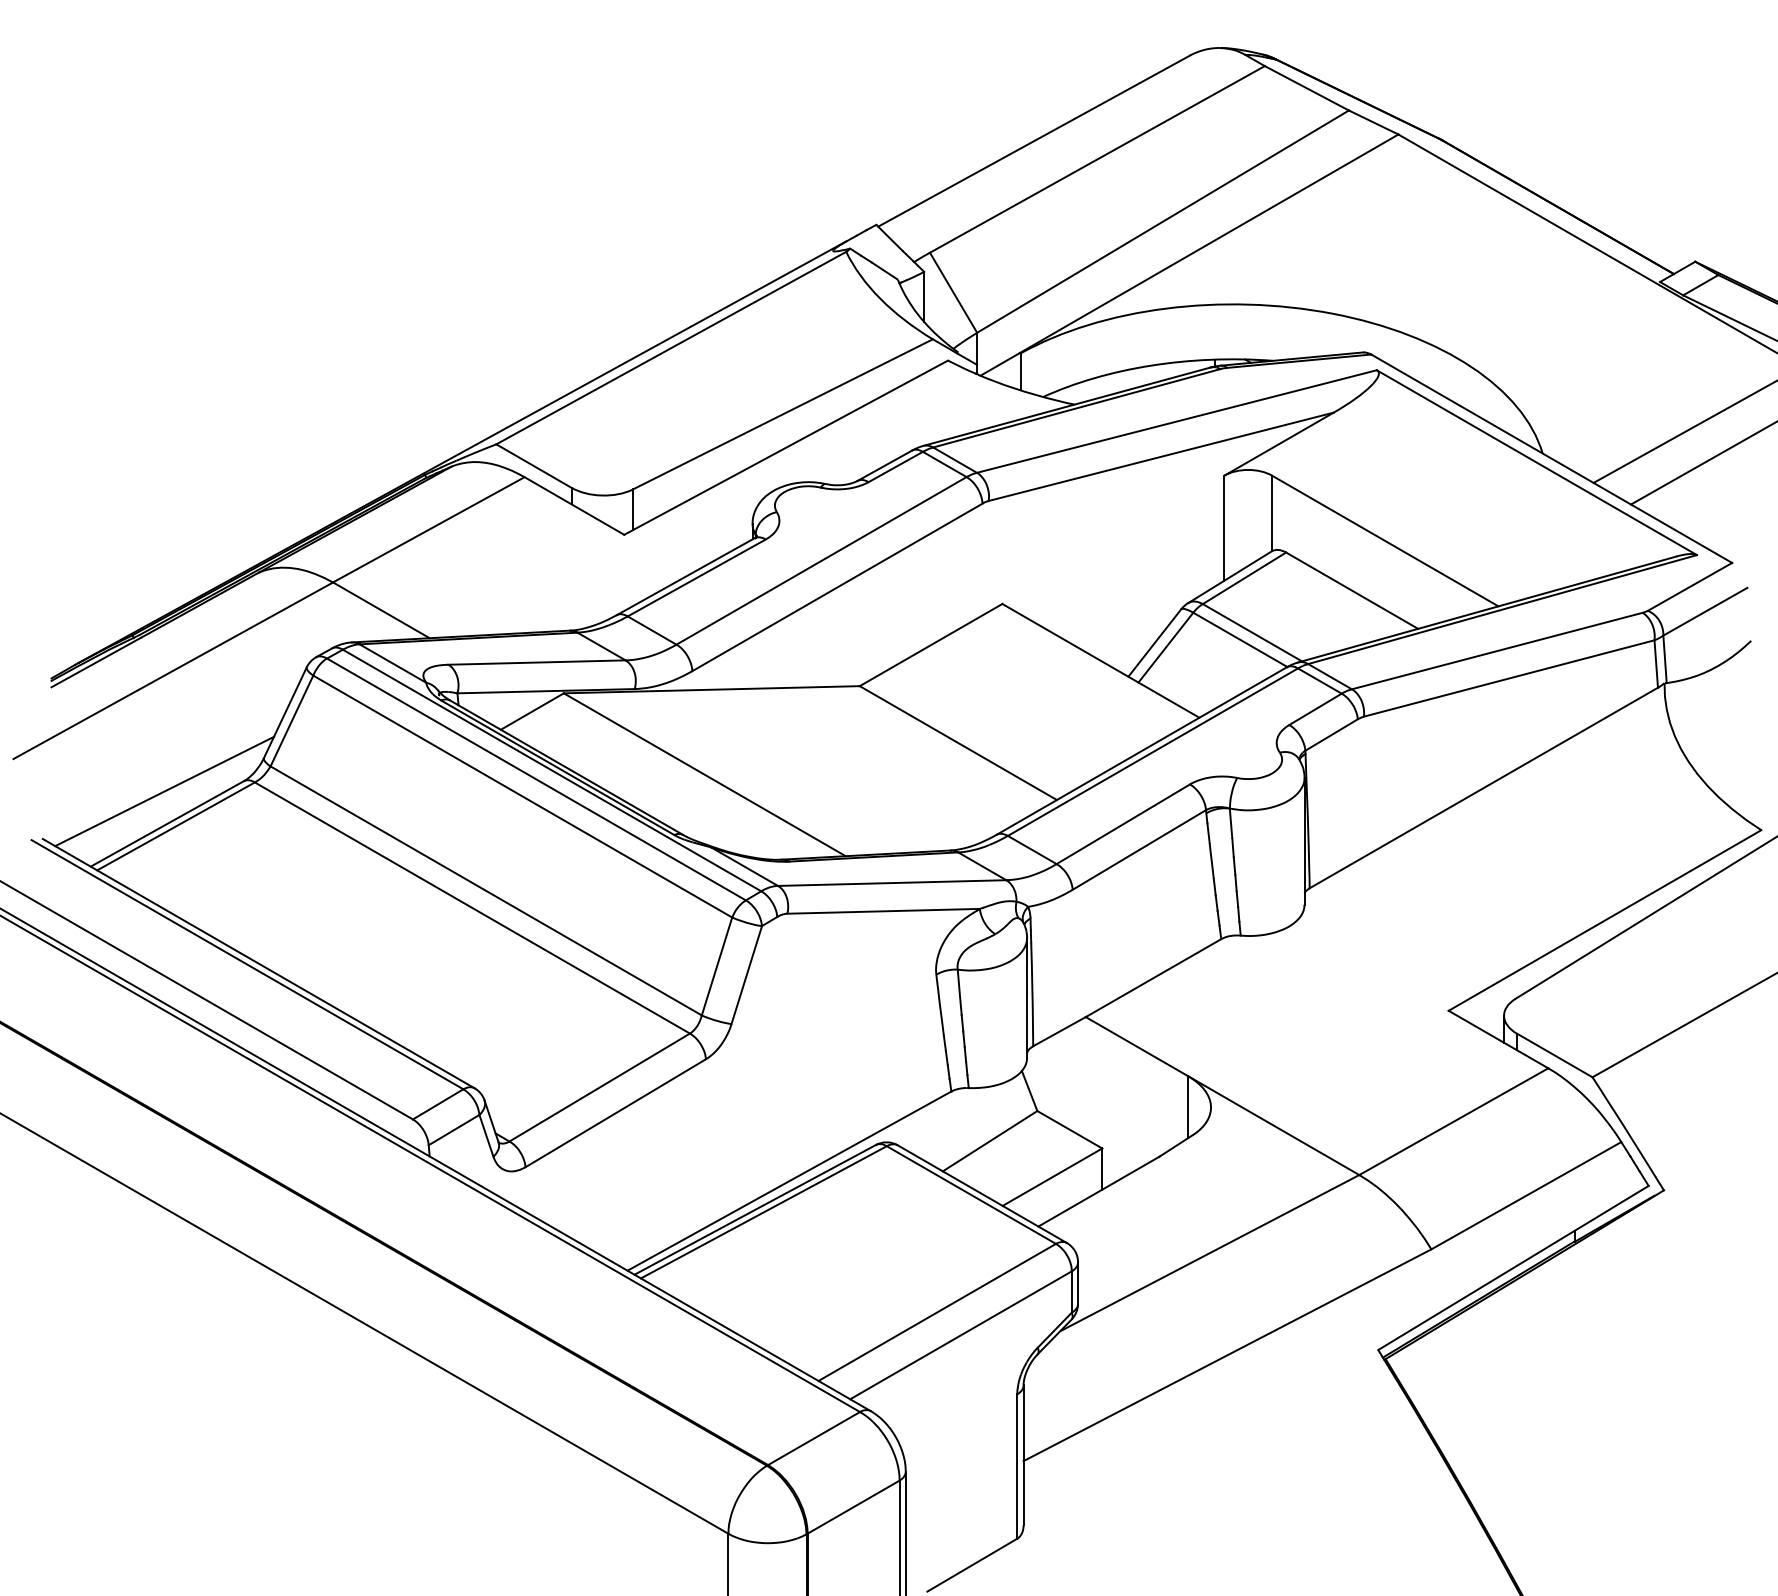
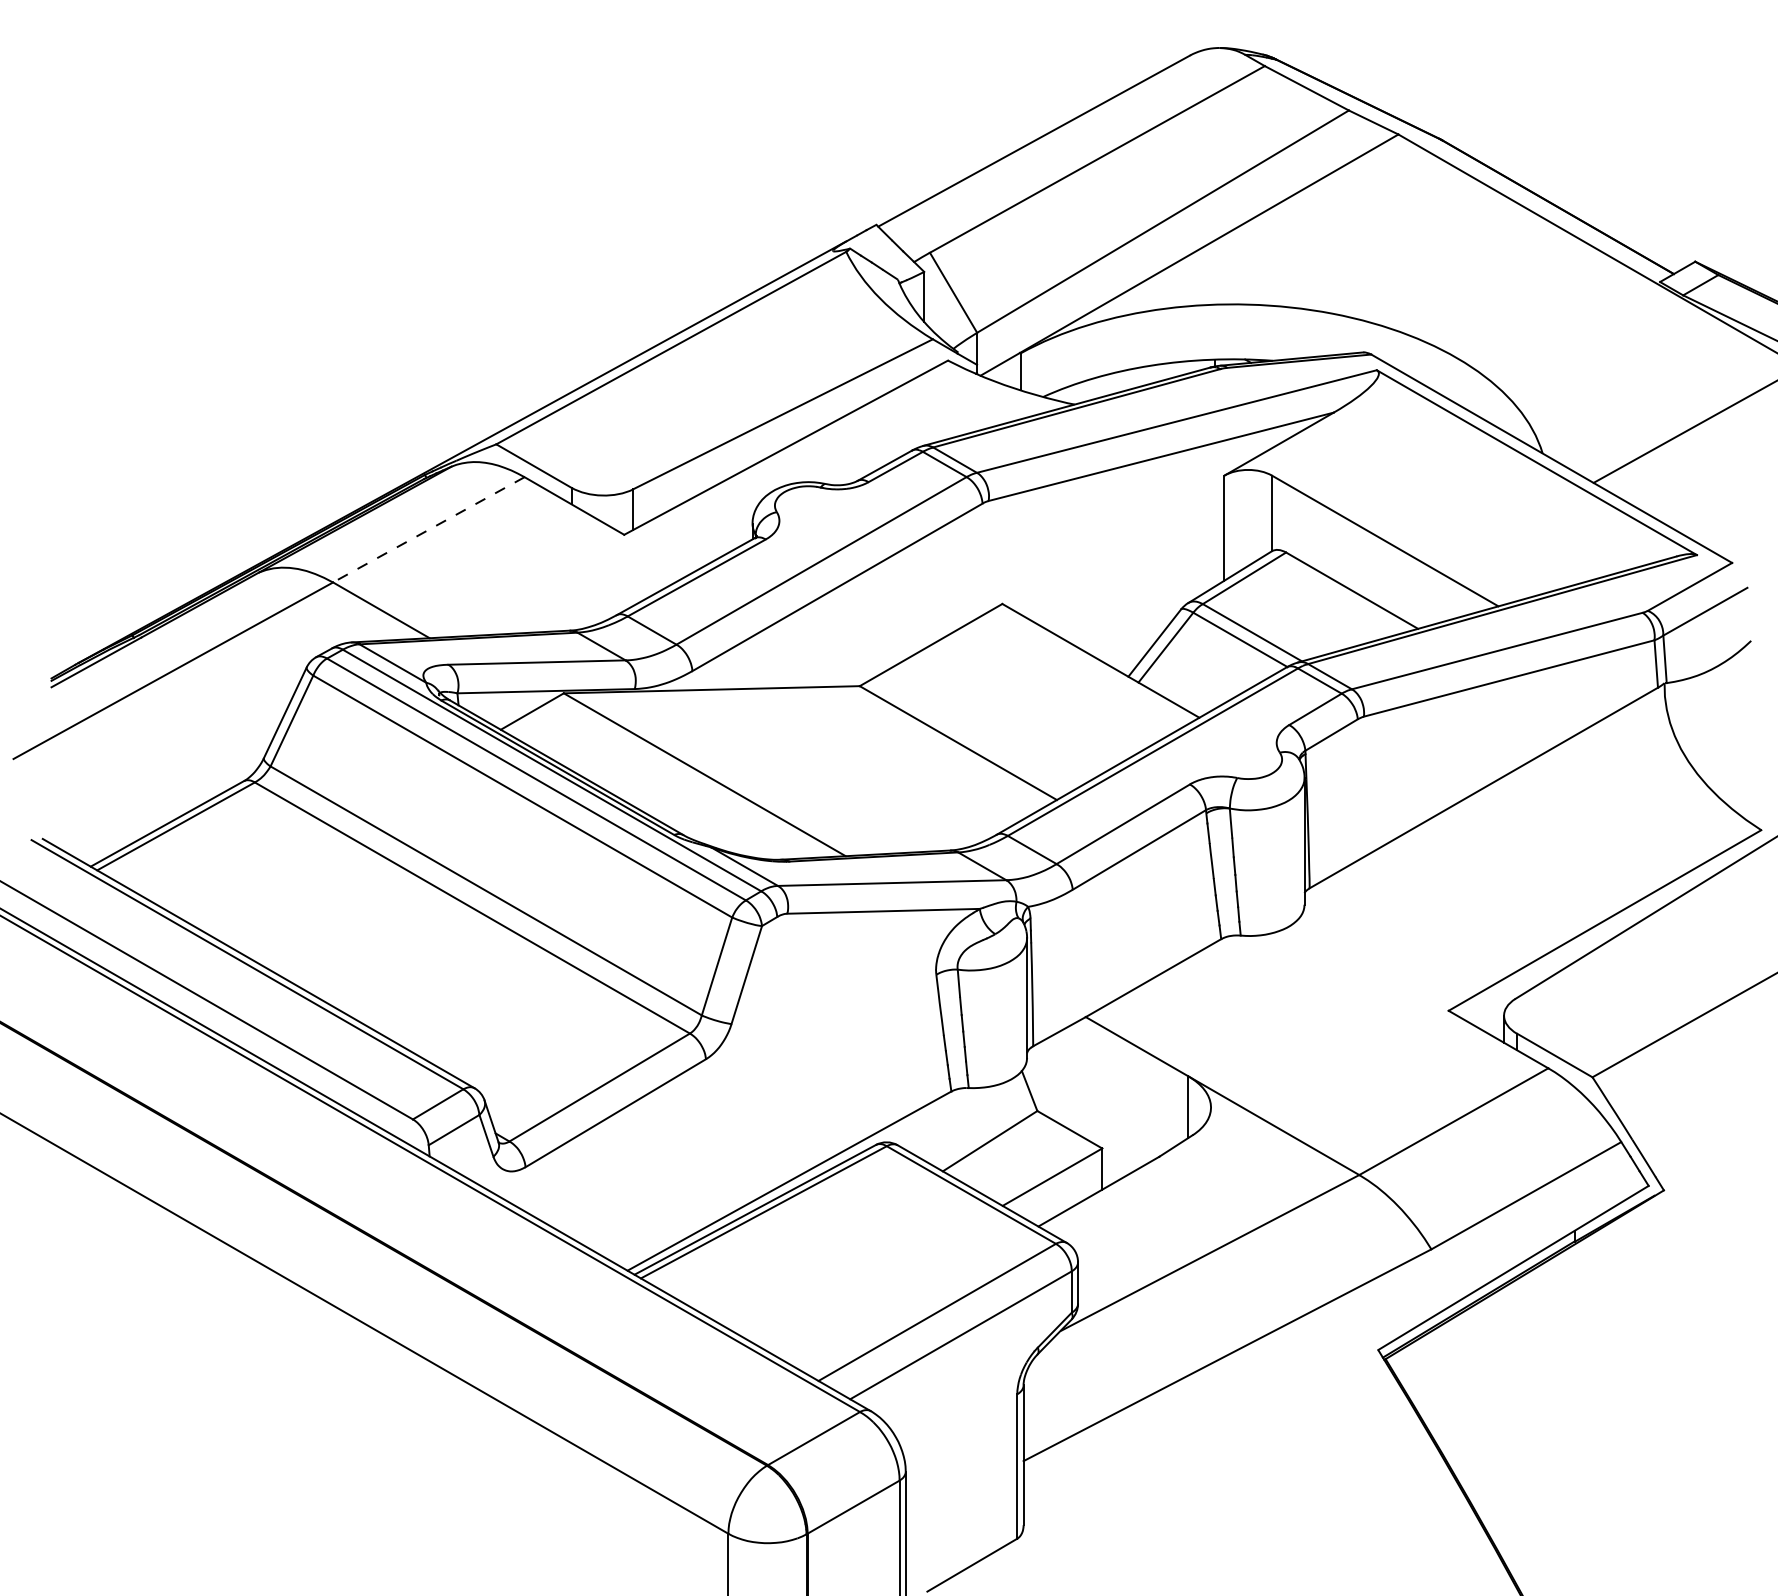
line: present -> none (1702, 463)
line: solid -> dashed (428, 530)
line: present -> none (164, 791)
